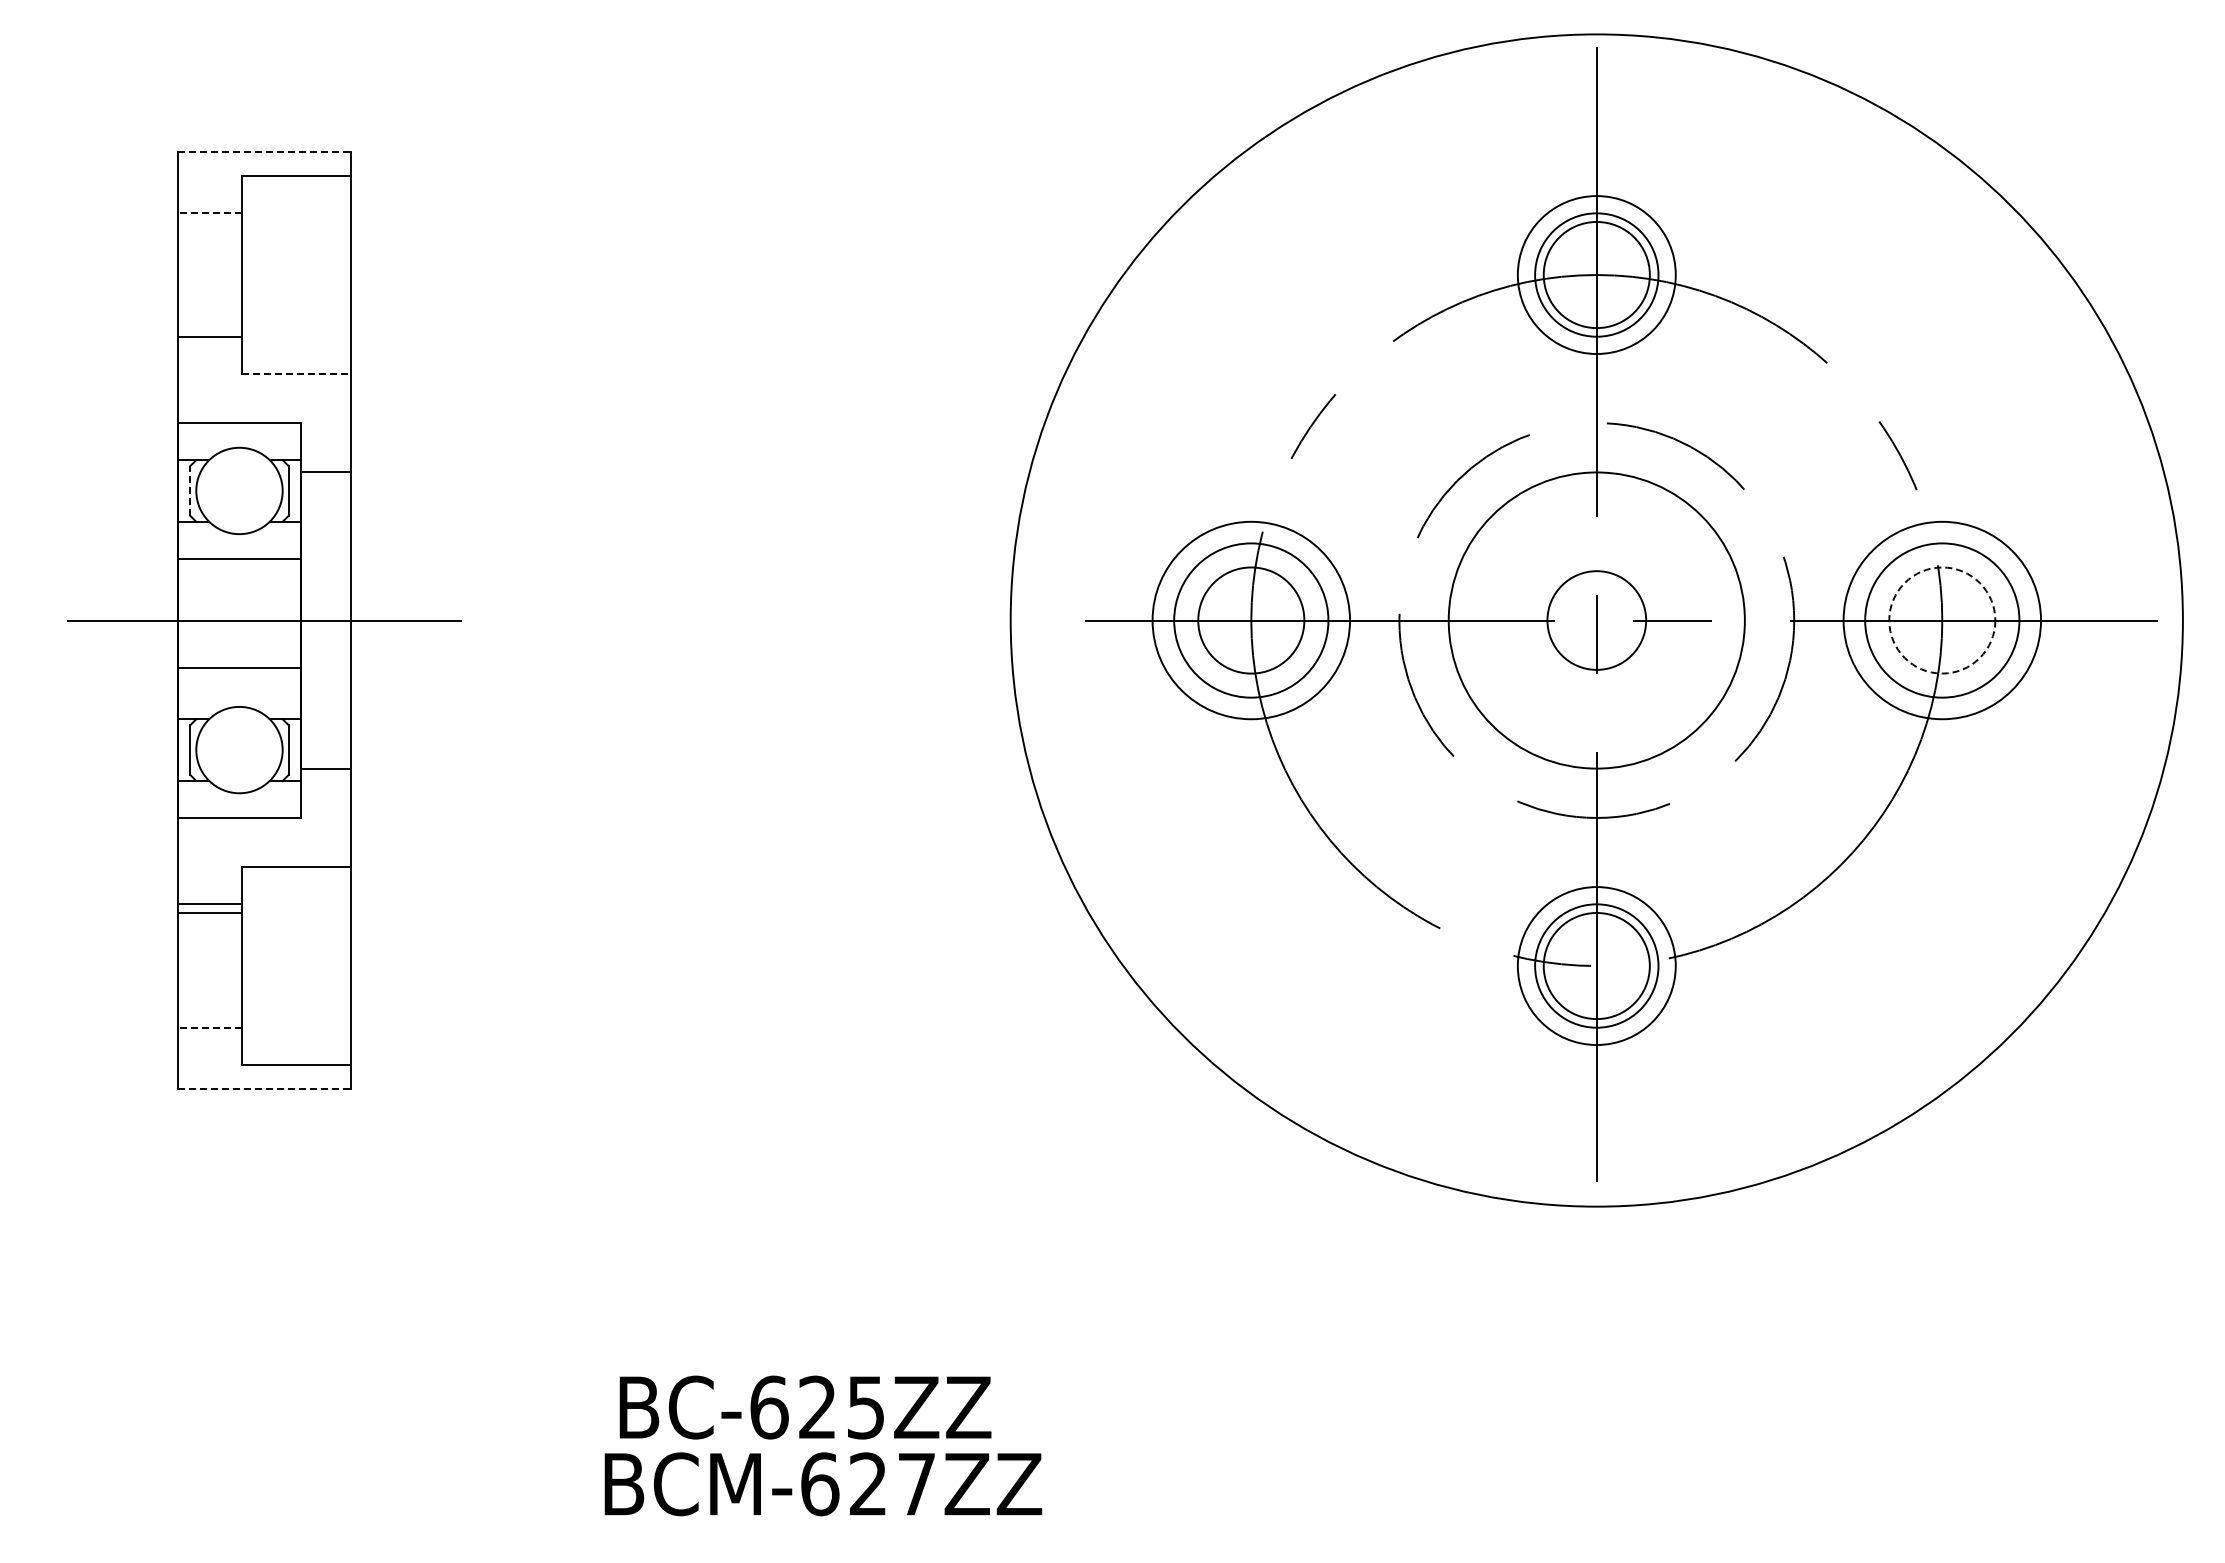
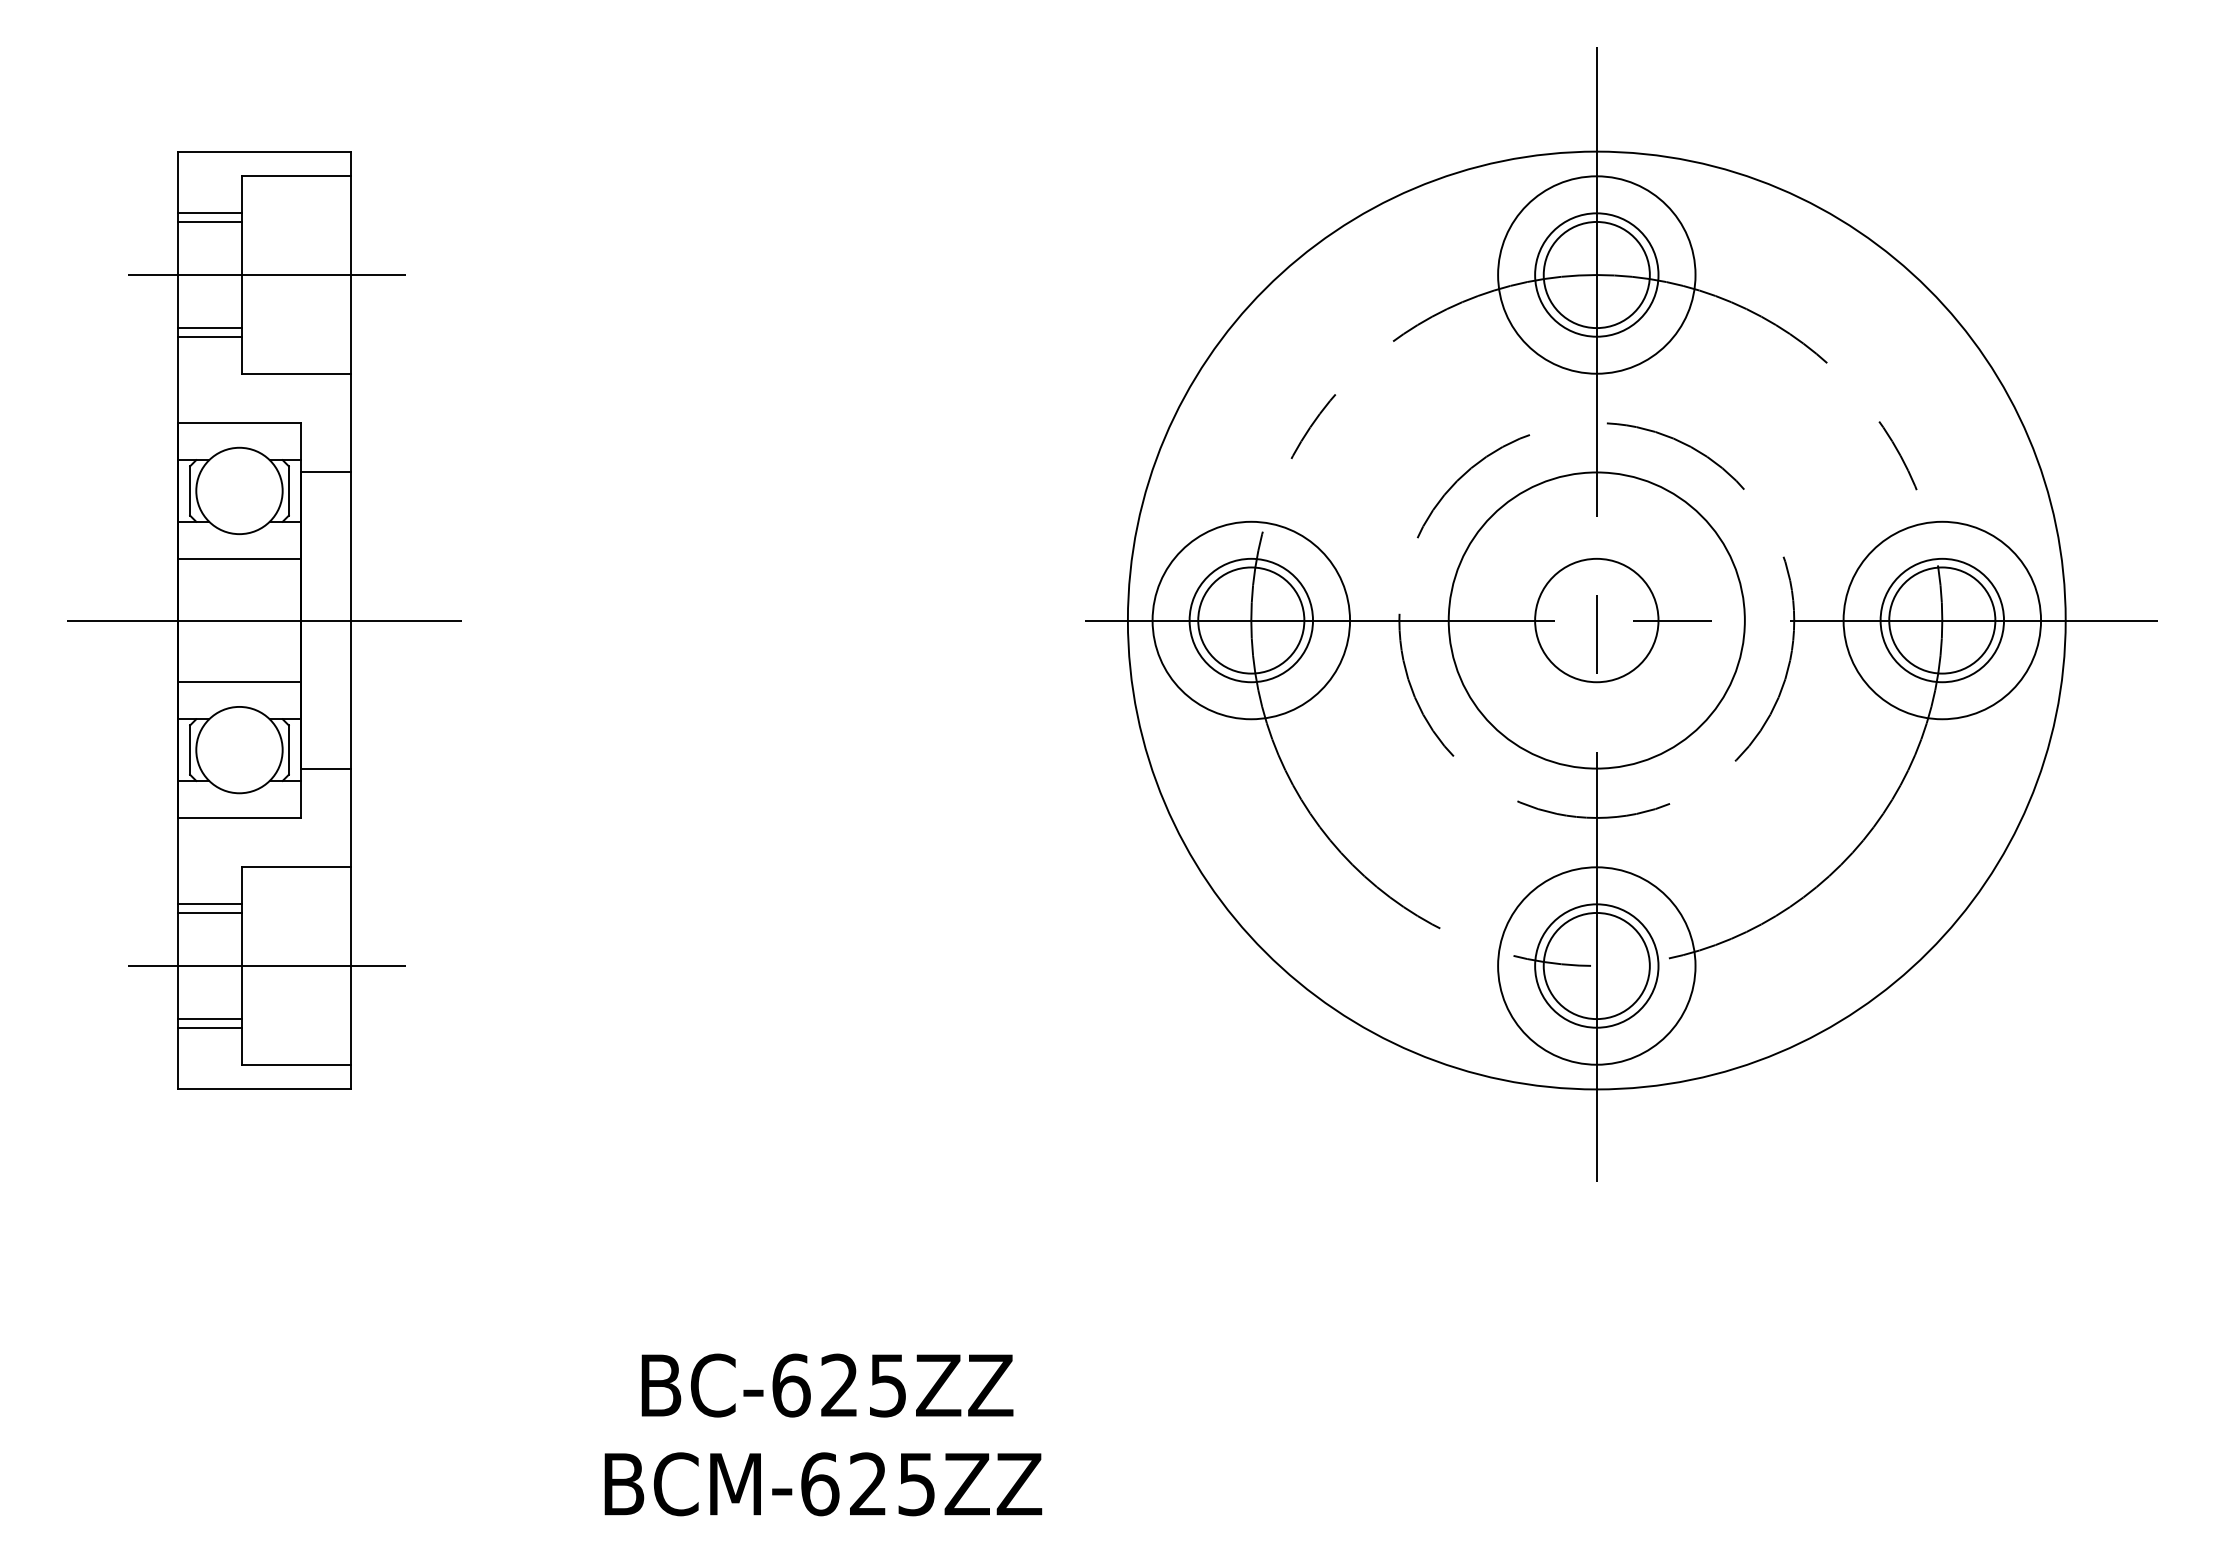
line: dashed -> solid (264, 151)
line: dashed -> solid (209, 213)
line: none -> present (209, 221)
line: none -> present (267, 275)
circle diameter: 158 px -> 197 px (1596, 274)
line: none -> present (209, 328)
line: dashed -> solid (296, 373)
line: dashed -> solid (190, 490)
circle diameter: 154 px -> 123 px (1251, 620)
circle diameter: 1172 px -> 938 px (1596, 620)
circle diameter: 99 px -> 123 px (1596, 620)
circle diameter: 154 px -> 123 px (1942, 620)
circle: dashed -> solid (1942, 620)
line position: (239, 668) -> (239, 682) (239, 682)
line: none -> present (267, 966)
circle diameter: 158 px -> 197 px (1596, 965)
line: none -> present (209, 1019)
line: dashed -> solid (209, 1027)
line: dashed -> solid (264, 1089)
text position: (805, 1407) -> (827, 1385) (827, 1385)
text: BCM-627ZZ -> BCM-625ZZ (916, 1484)
